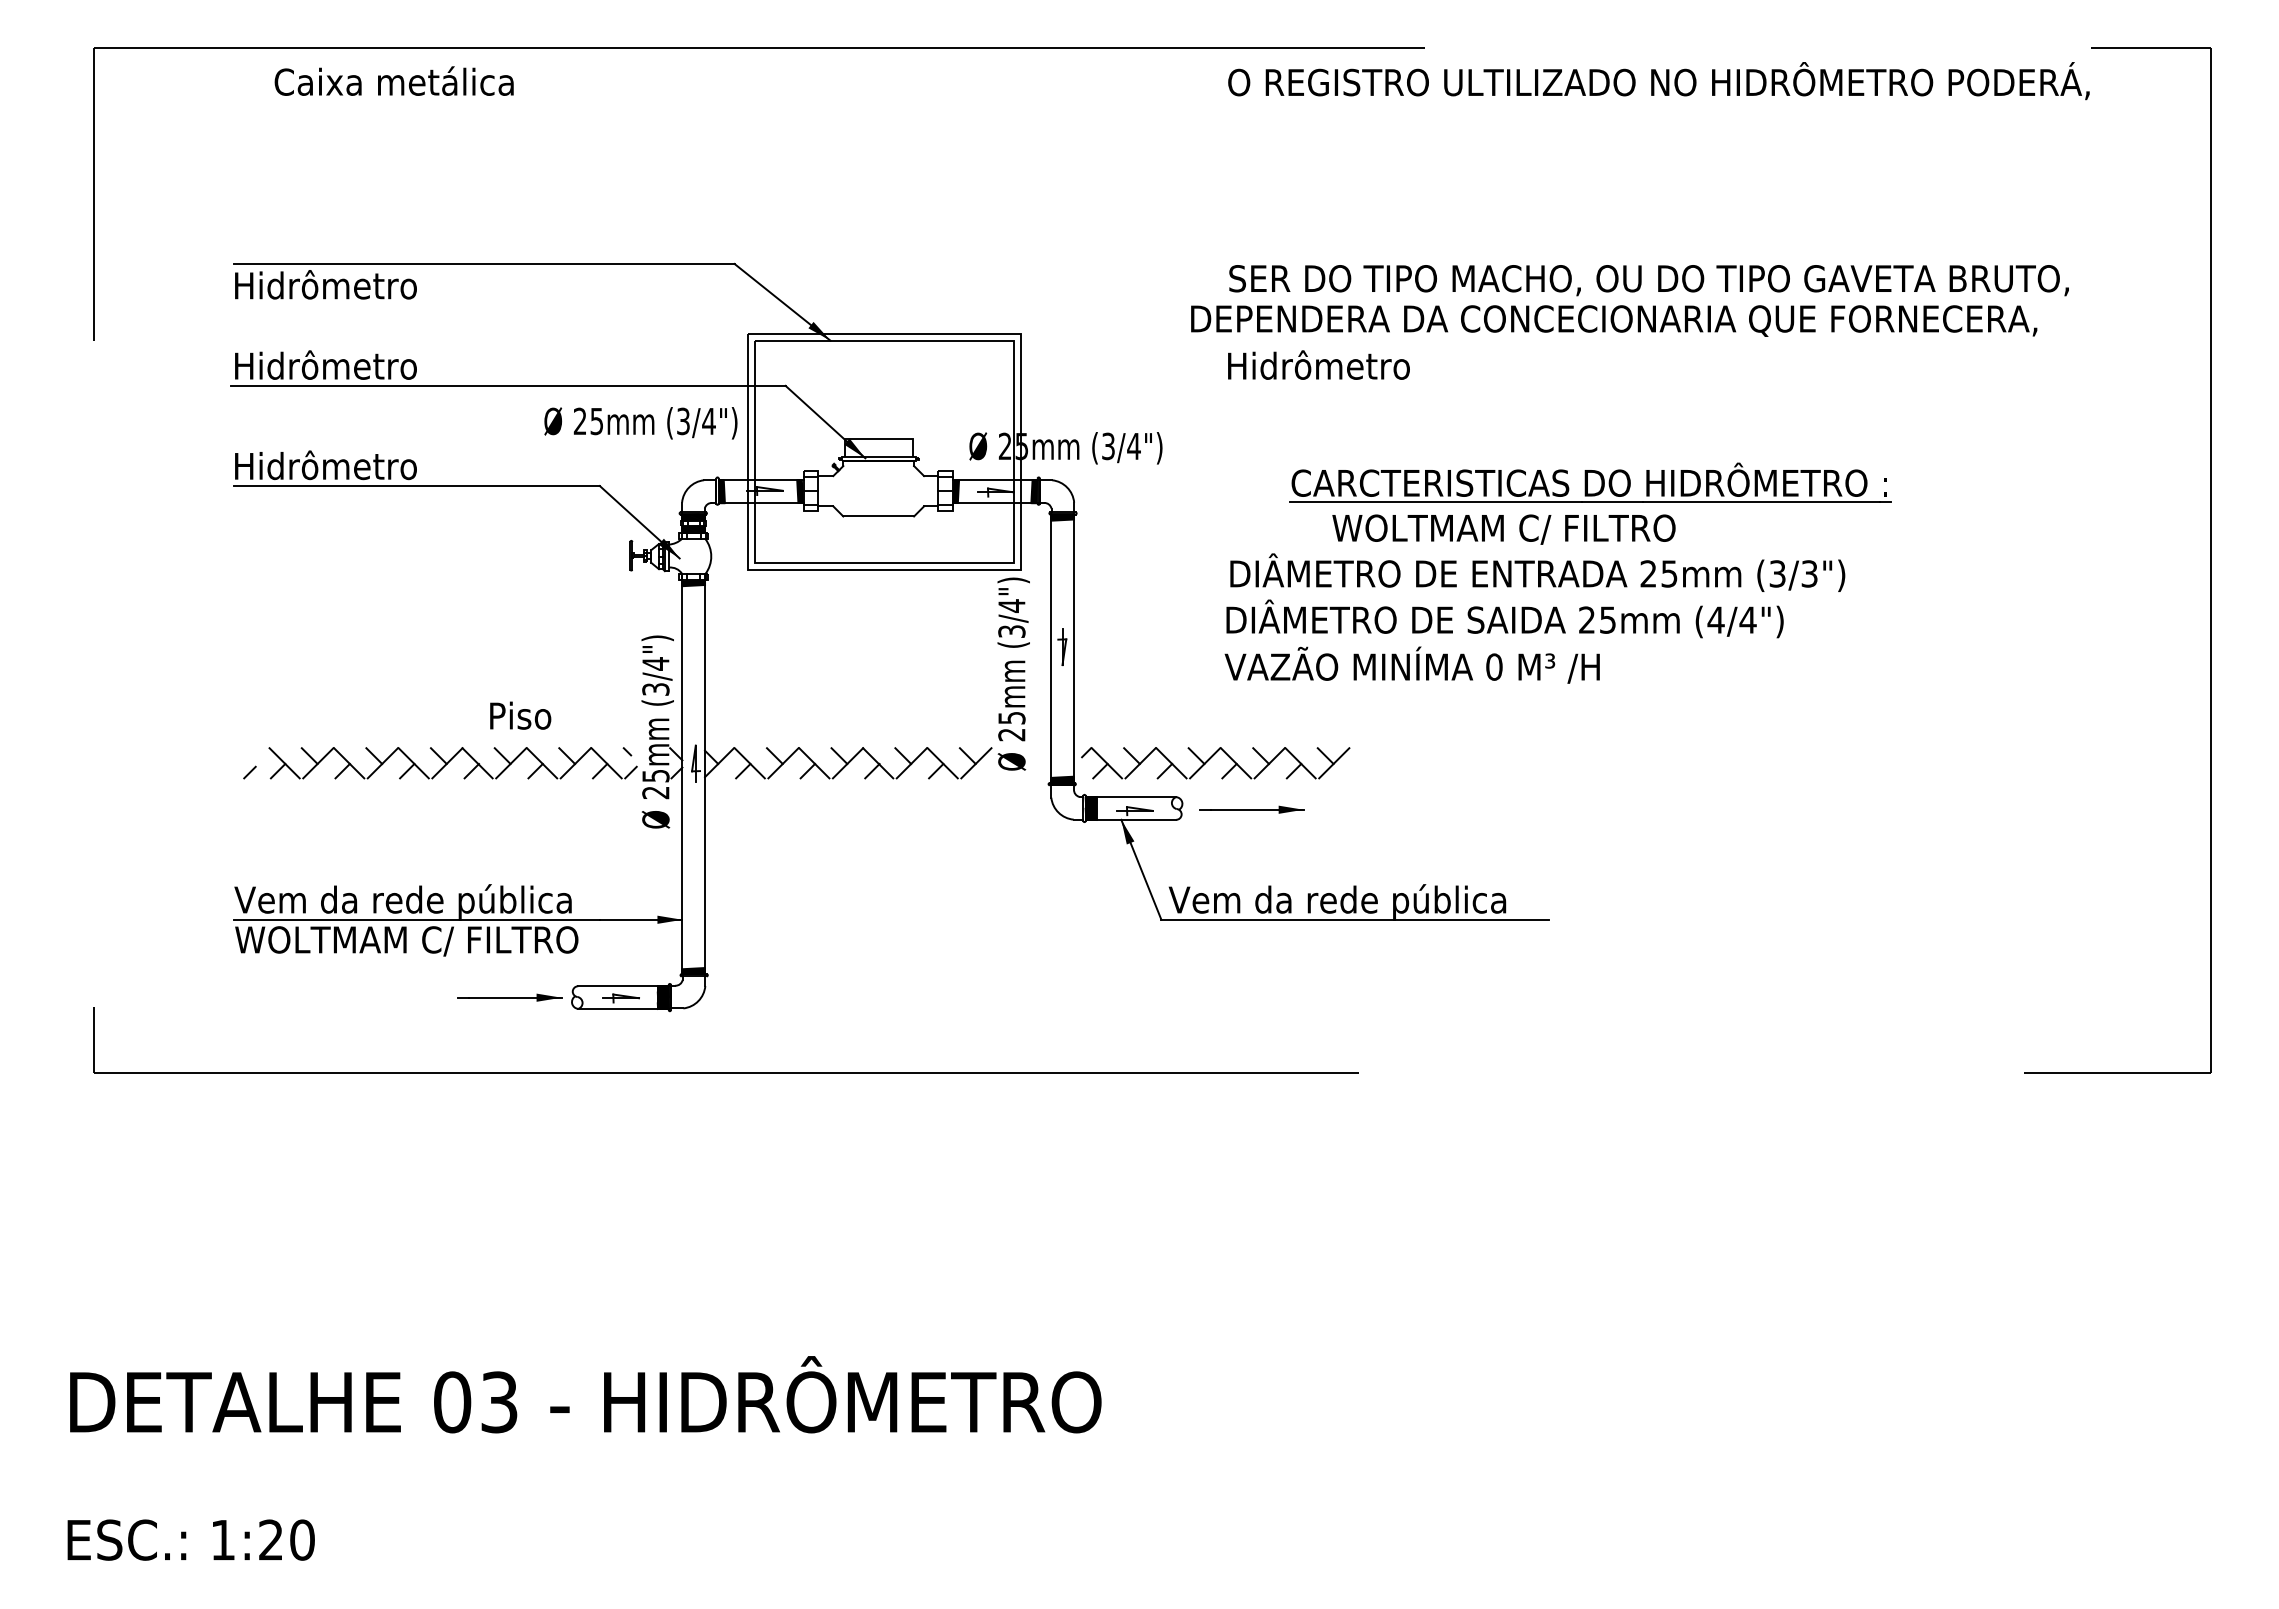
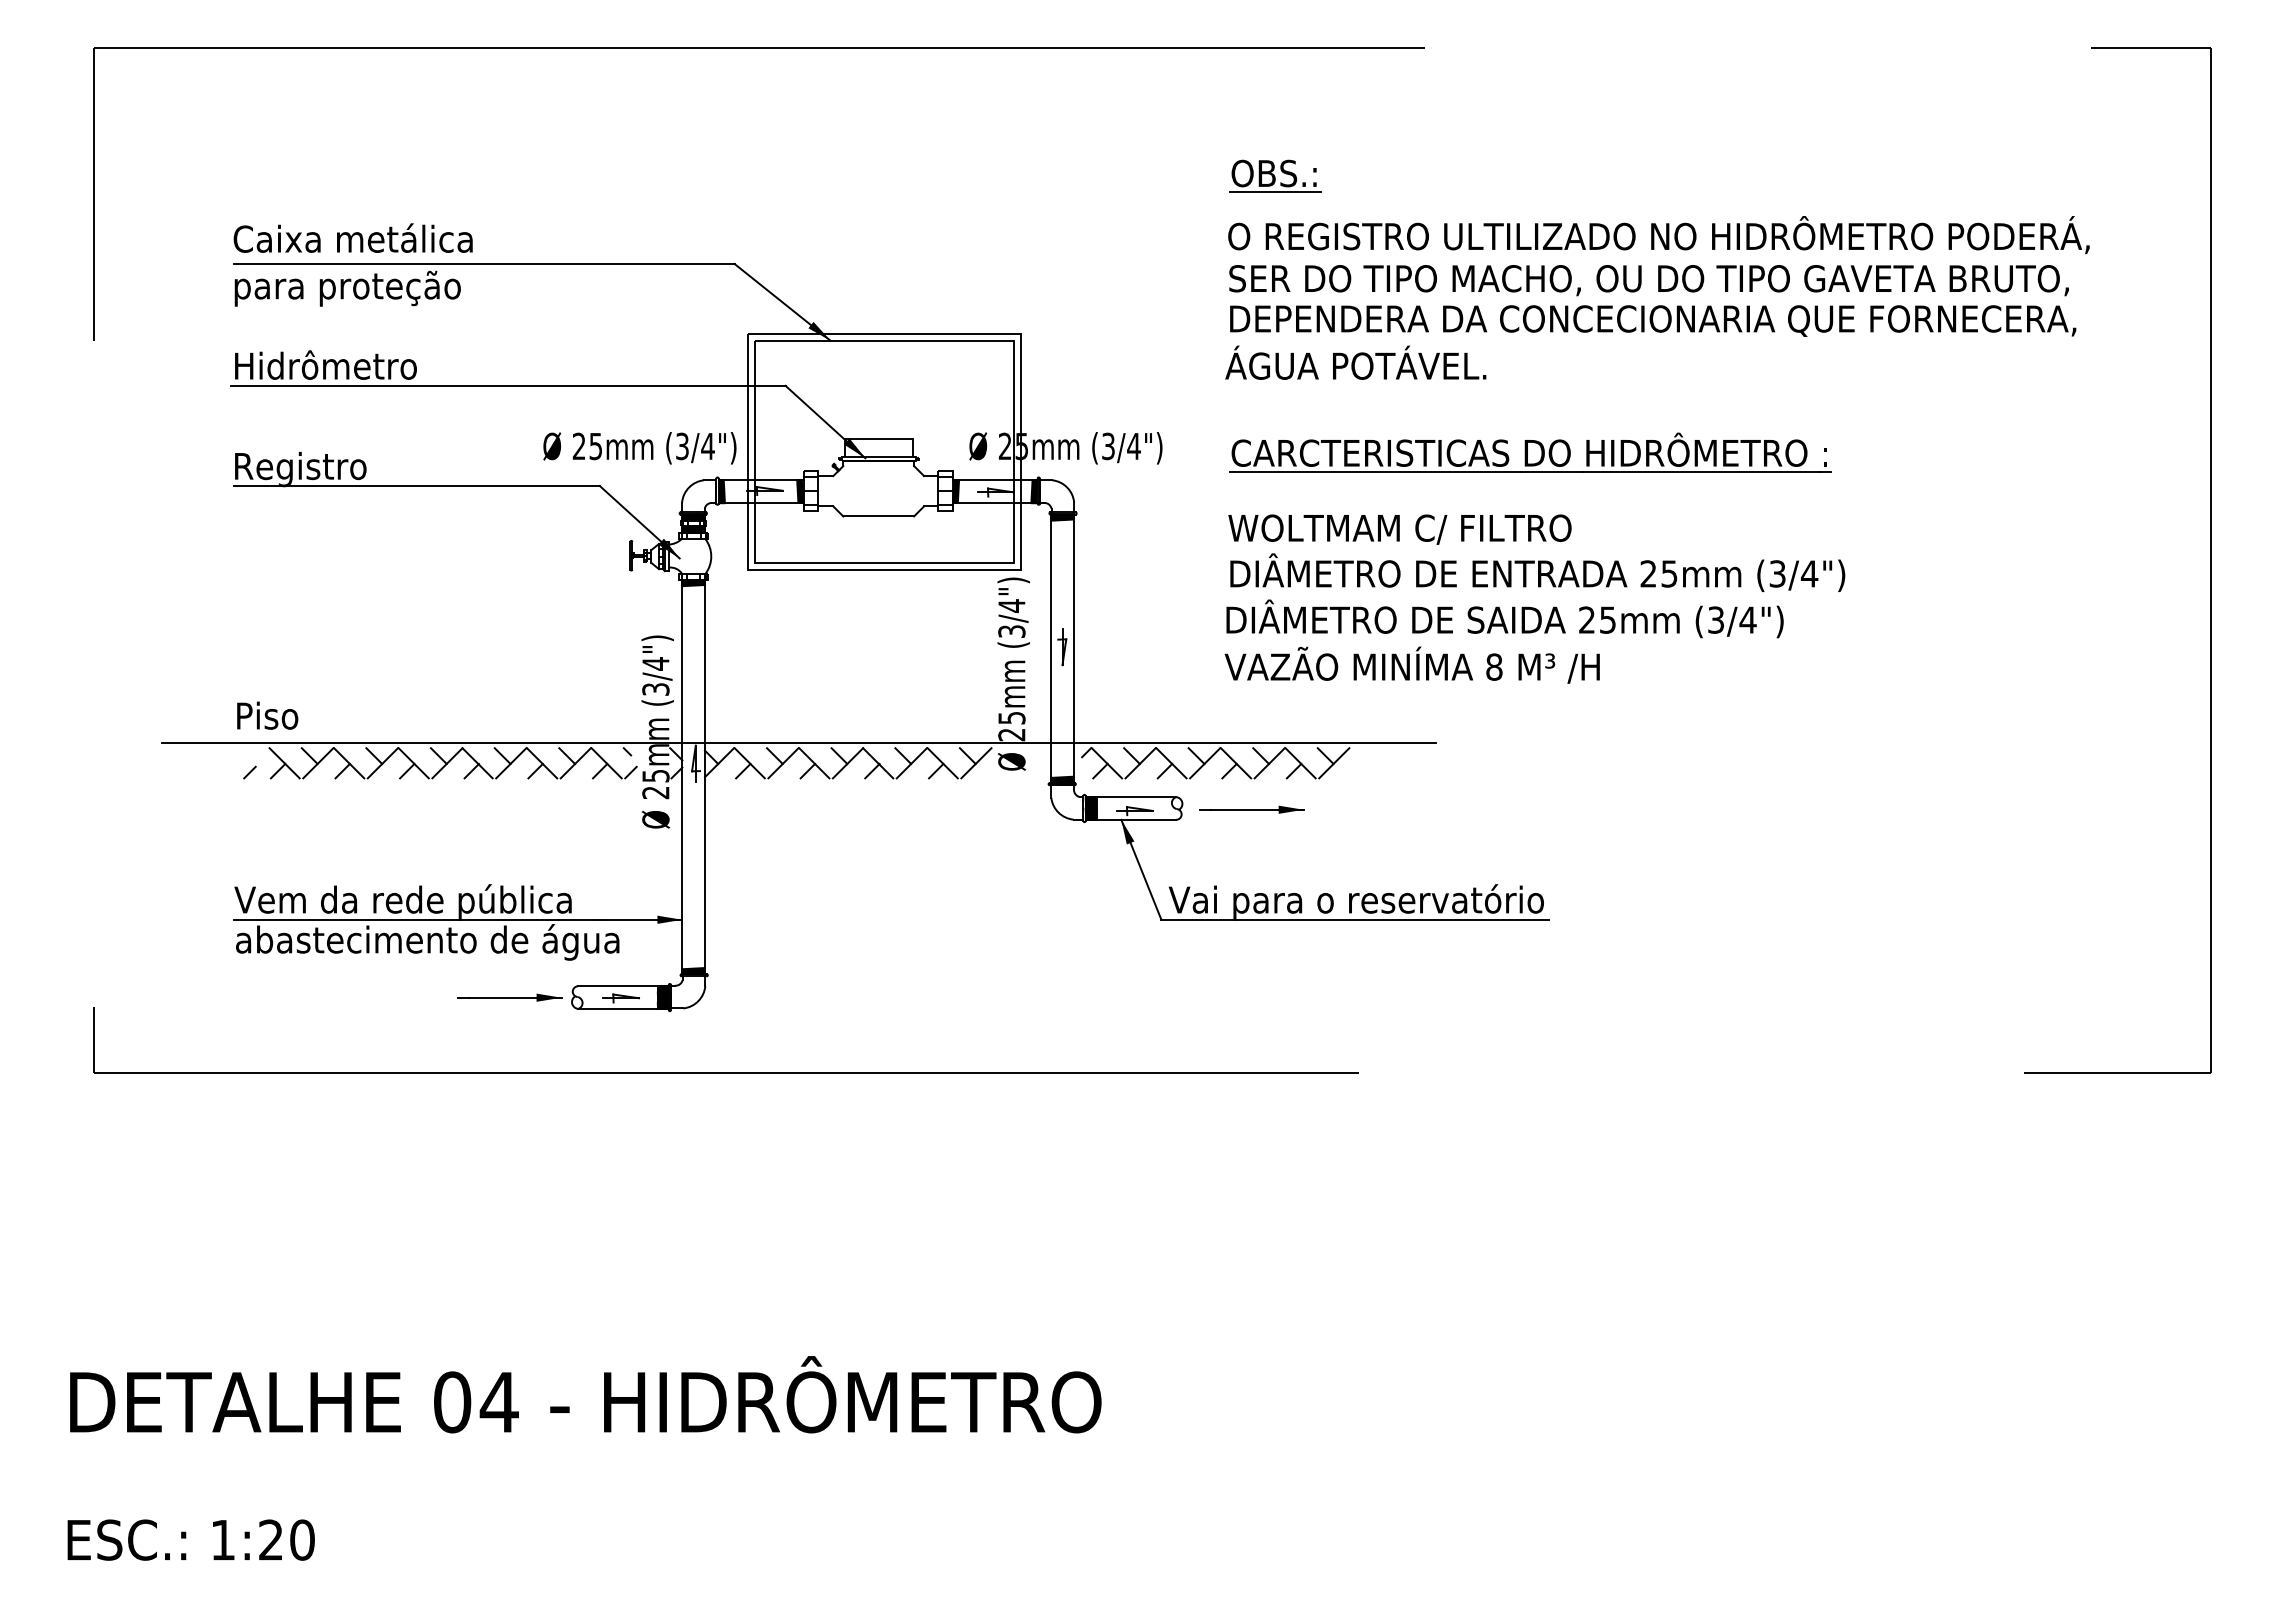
text position: (393, 80) -> (352, 237) (352, 237)
text position: (1658, 81) -> (1658, 235) (1658, 235)
part: none -> present (1275, 175)
text: Hidrômetro -> para proteção (347, 288)
text position: (1614, 320) -> (1653, 320) (1653, 320)
text: Hidrômetro -> ÁGUA POTÁVEL. (1355, 362)
text position: (640, 423) -> (639, 448) (639, 448)
text: Hidrômetro -> Registro (327, 468)
part position: (1590, 482) -> (1530, 452) (1530, 452)
text position: (1503, 529) -> (1399, 529) (1399, 529)
text: (3/3") -> (3/4") (1809, 573)
text: (4/4") -> (3/4") (1715, 619)
text: 0 -> 8 (1494, 666)
text position: (520, 715) -> (267, 715) (267, 715)
line: none -> present (799, 742)
text: Vem da rede pública -> Vai para o reservatório (1367, 901)
text: WOLTMAM C/ FILTRO -> abastecimento de água (427, 942)
text: 03 -> 04 (498, 1402)
